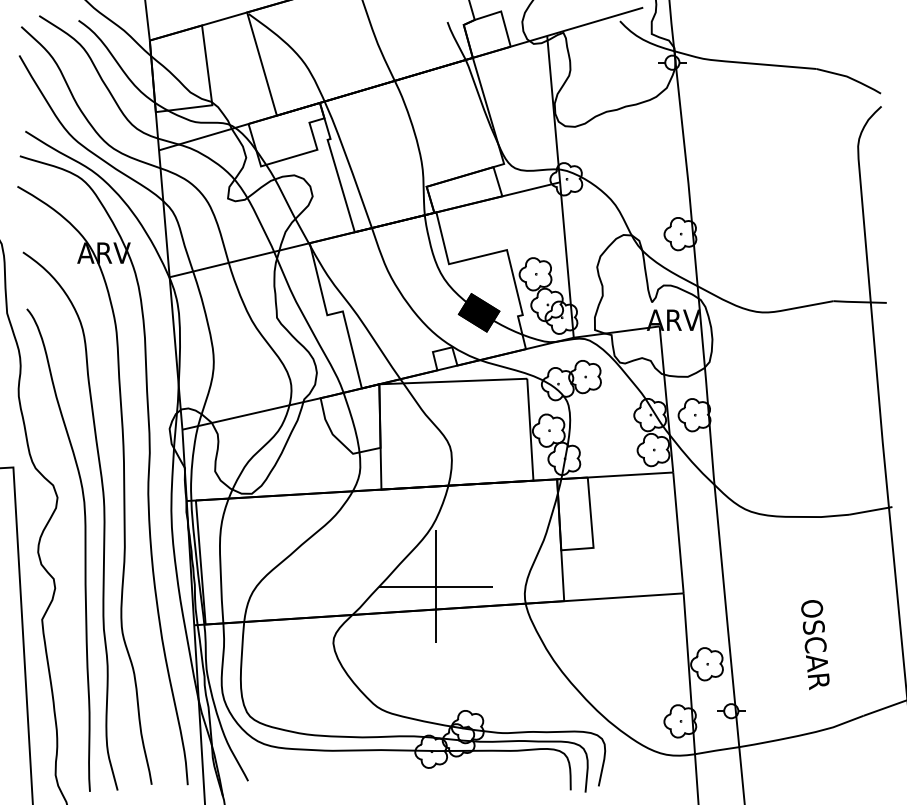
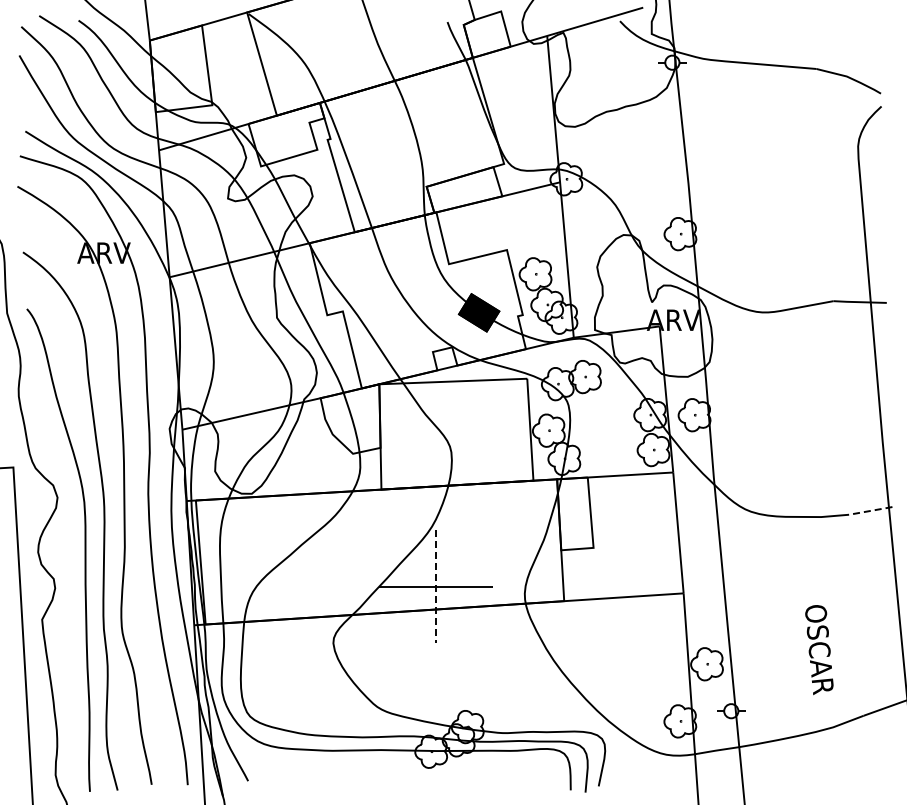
line: solid -> dashed (870, 510)
line: solid -> dashed (435, 586)
text position: (815, 645) -> (819, 650) (819, 650)
